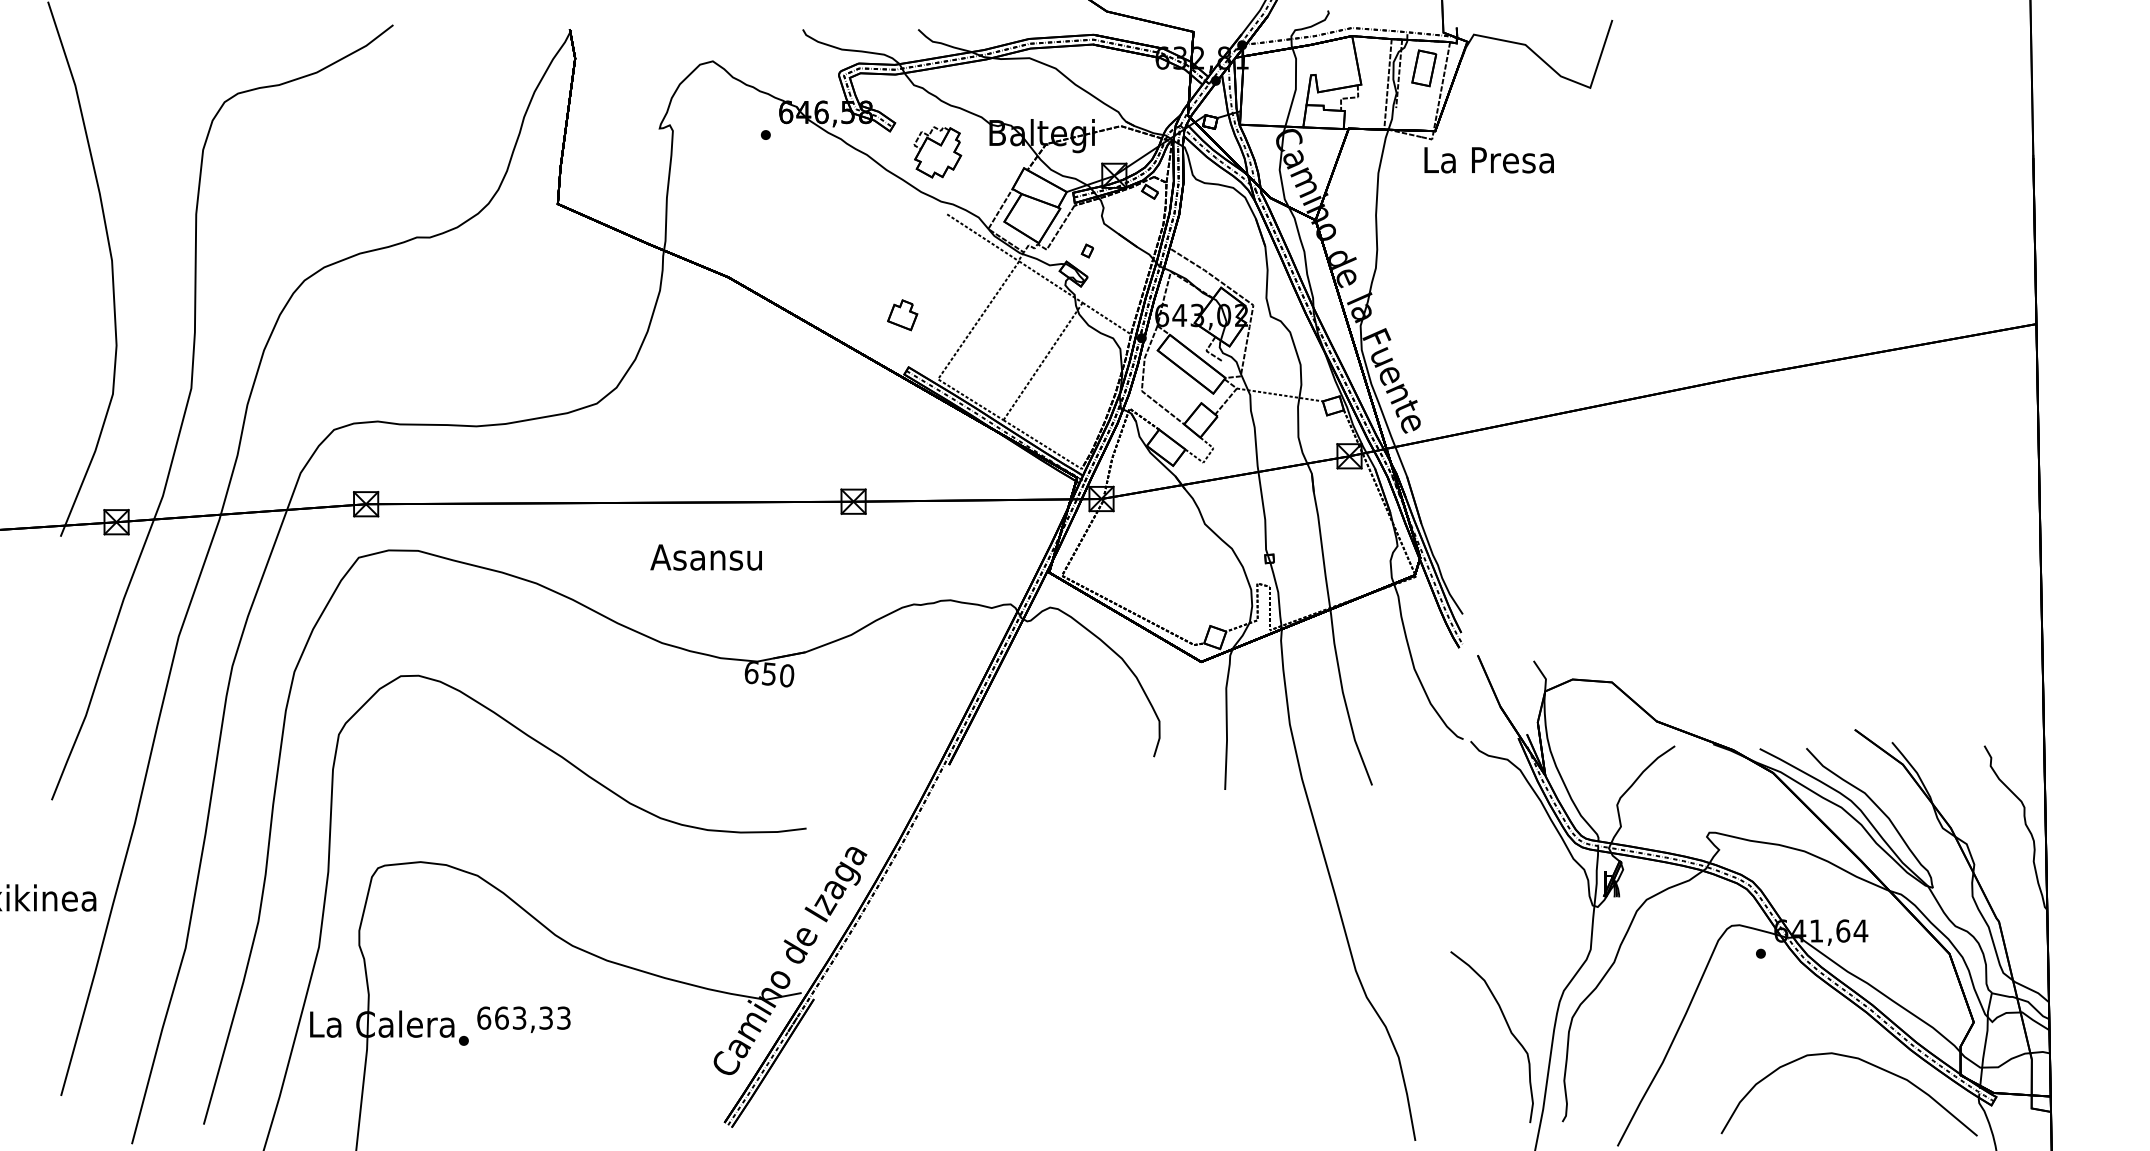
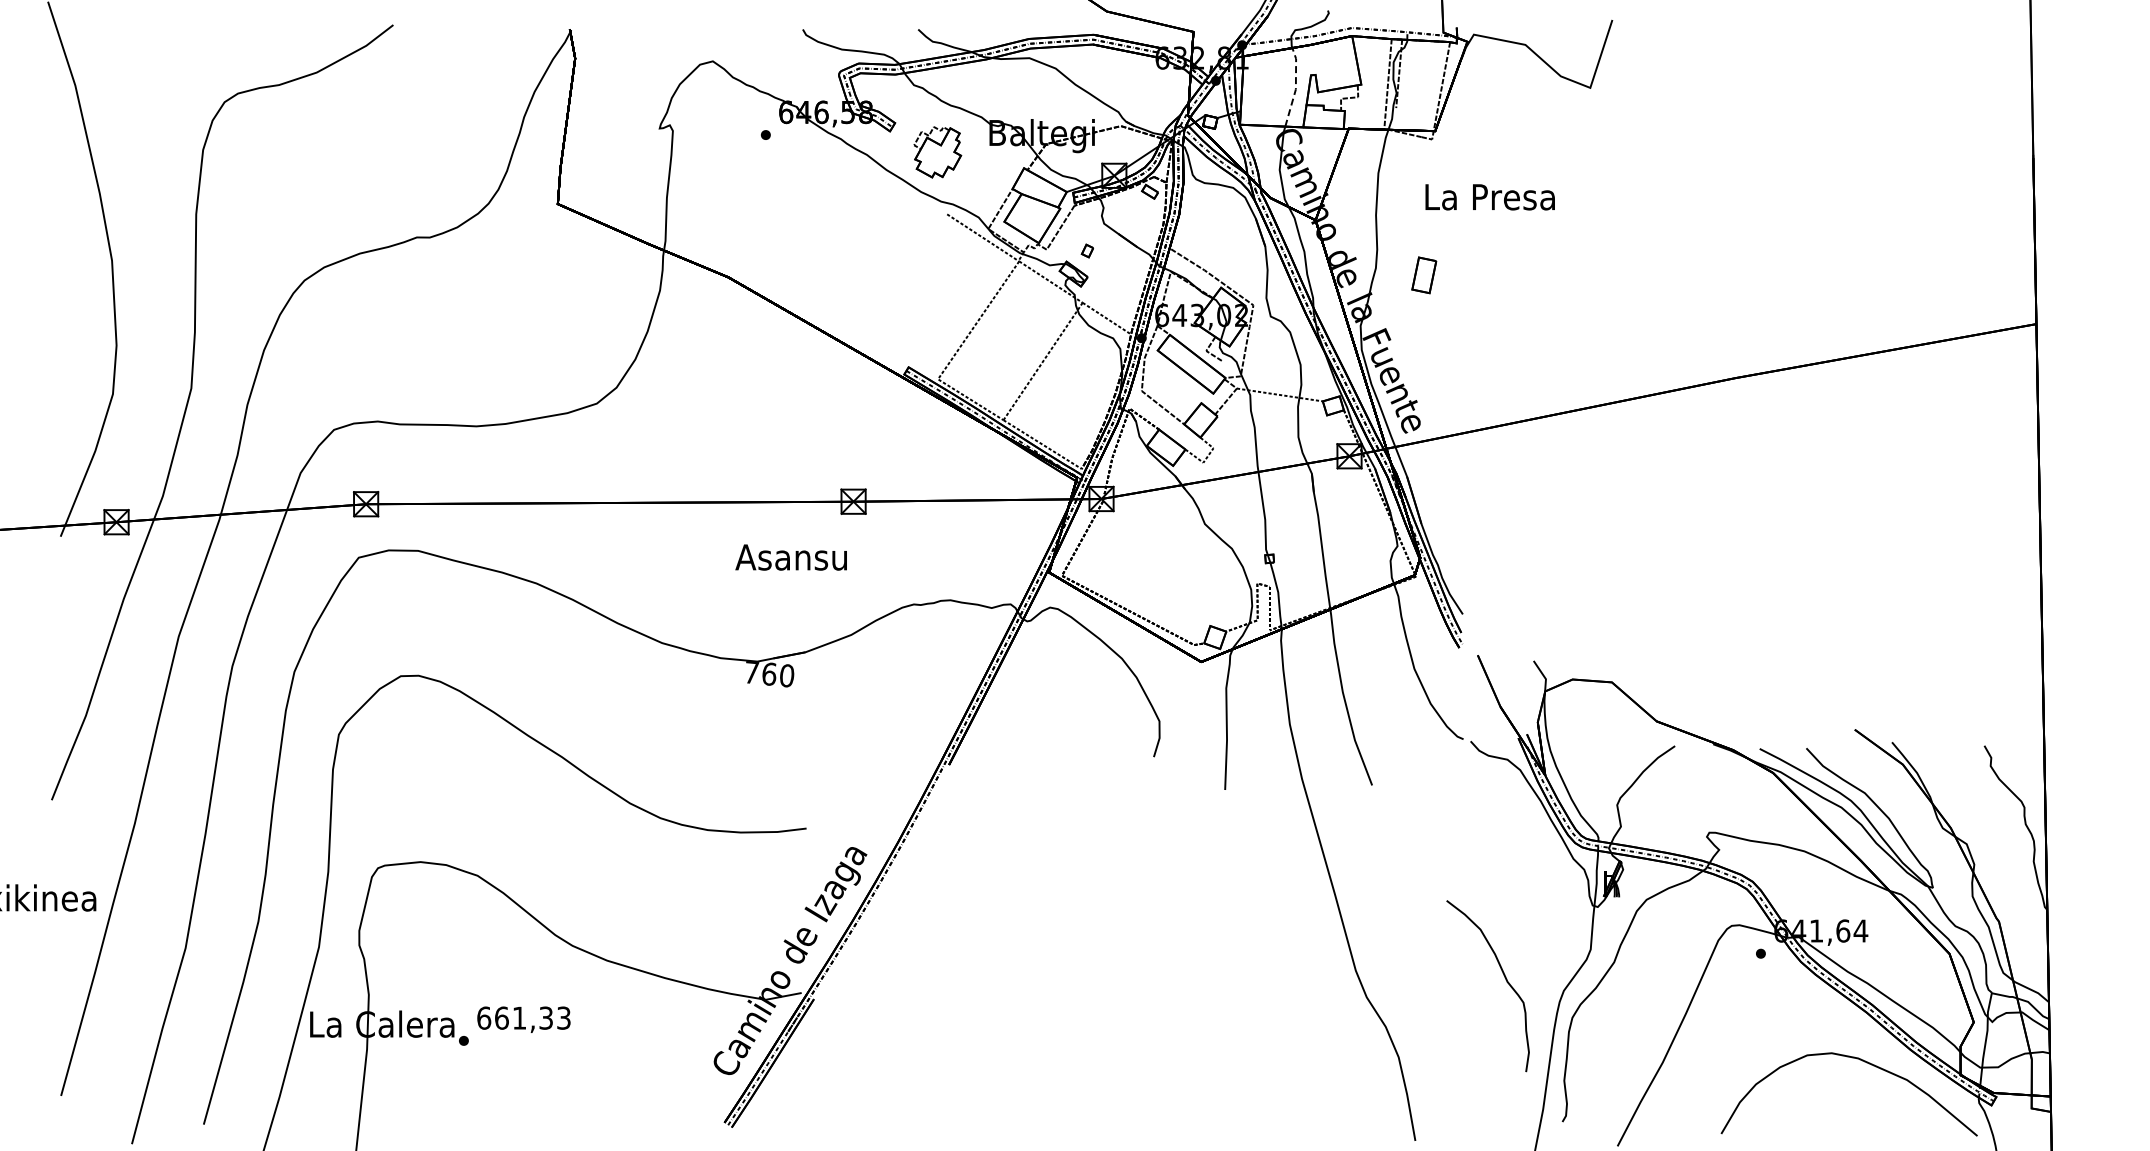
part position: (1424, 68) -> (1424, 275) (1424, 275)
line: solid -> dashed (1295, 87)
text position: (1488, 160) -> (1489, 197) (1489, 197)
part: present -> none (902, 315)
text position: (705, 557) -> (790, 557) (790, 557)
text: 650 -> 760 (760, 673)
text: 663,33 -> 661,33 (519, 1017)
curve position: (1509, 1031) -> (1505, 980) (1505, 980)
